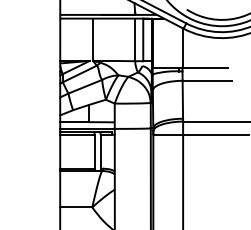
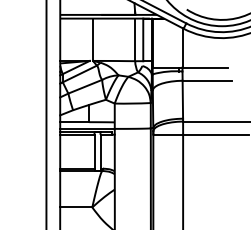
line: none -> present (46, 114)
